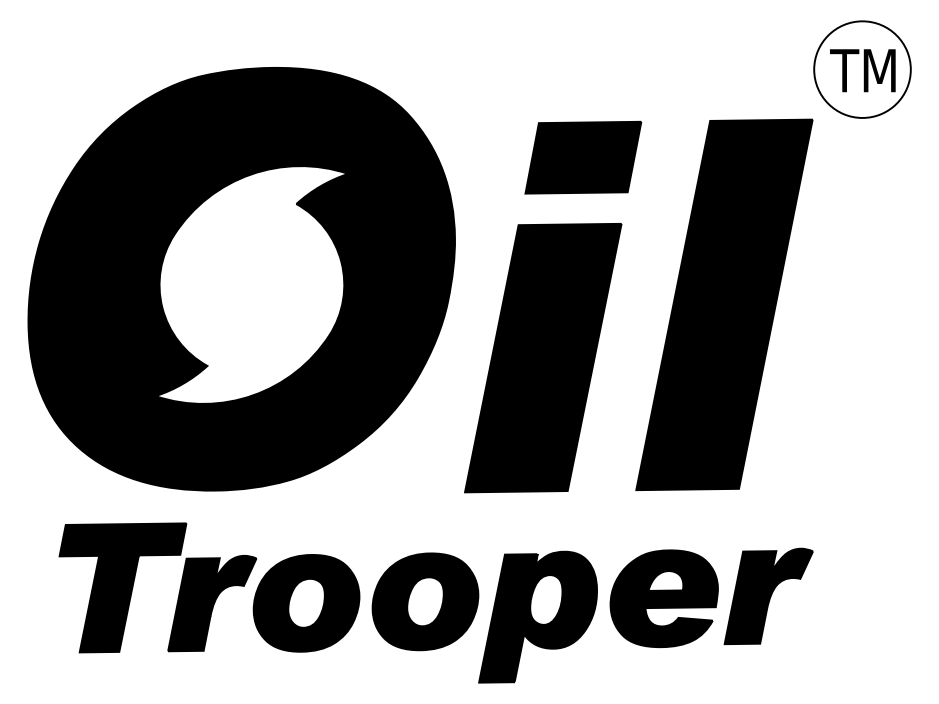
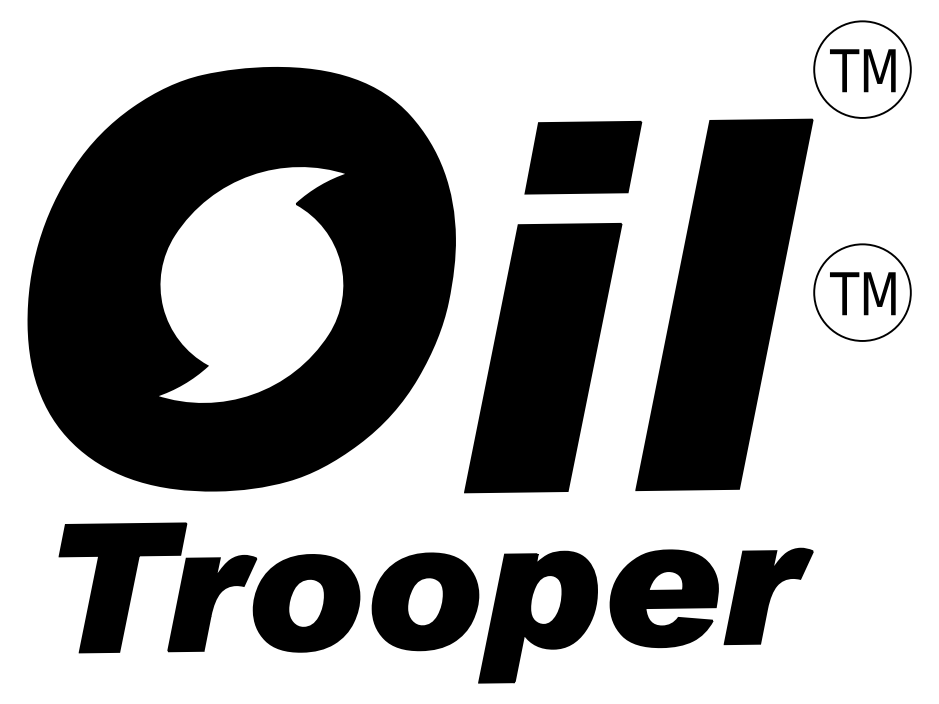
part: none -> present (862, 292)
